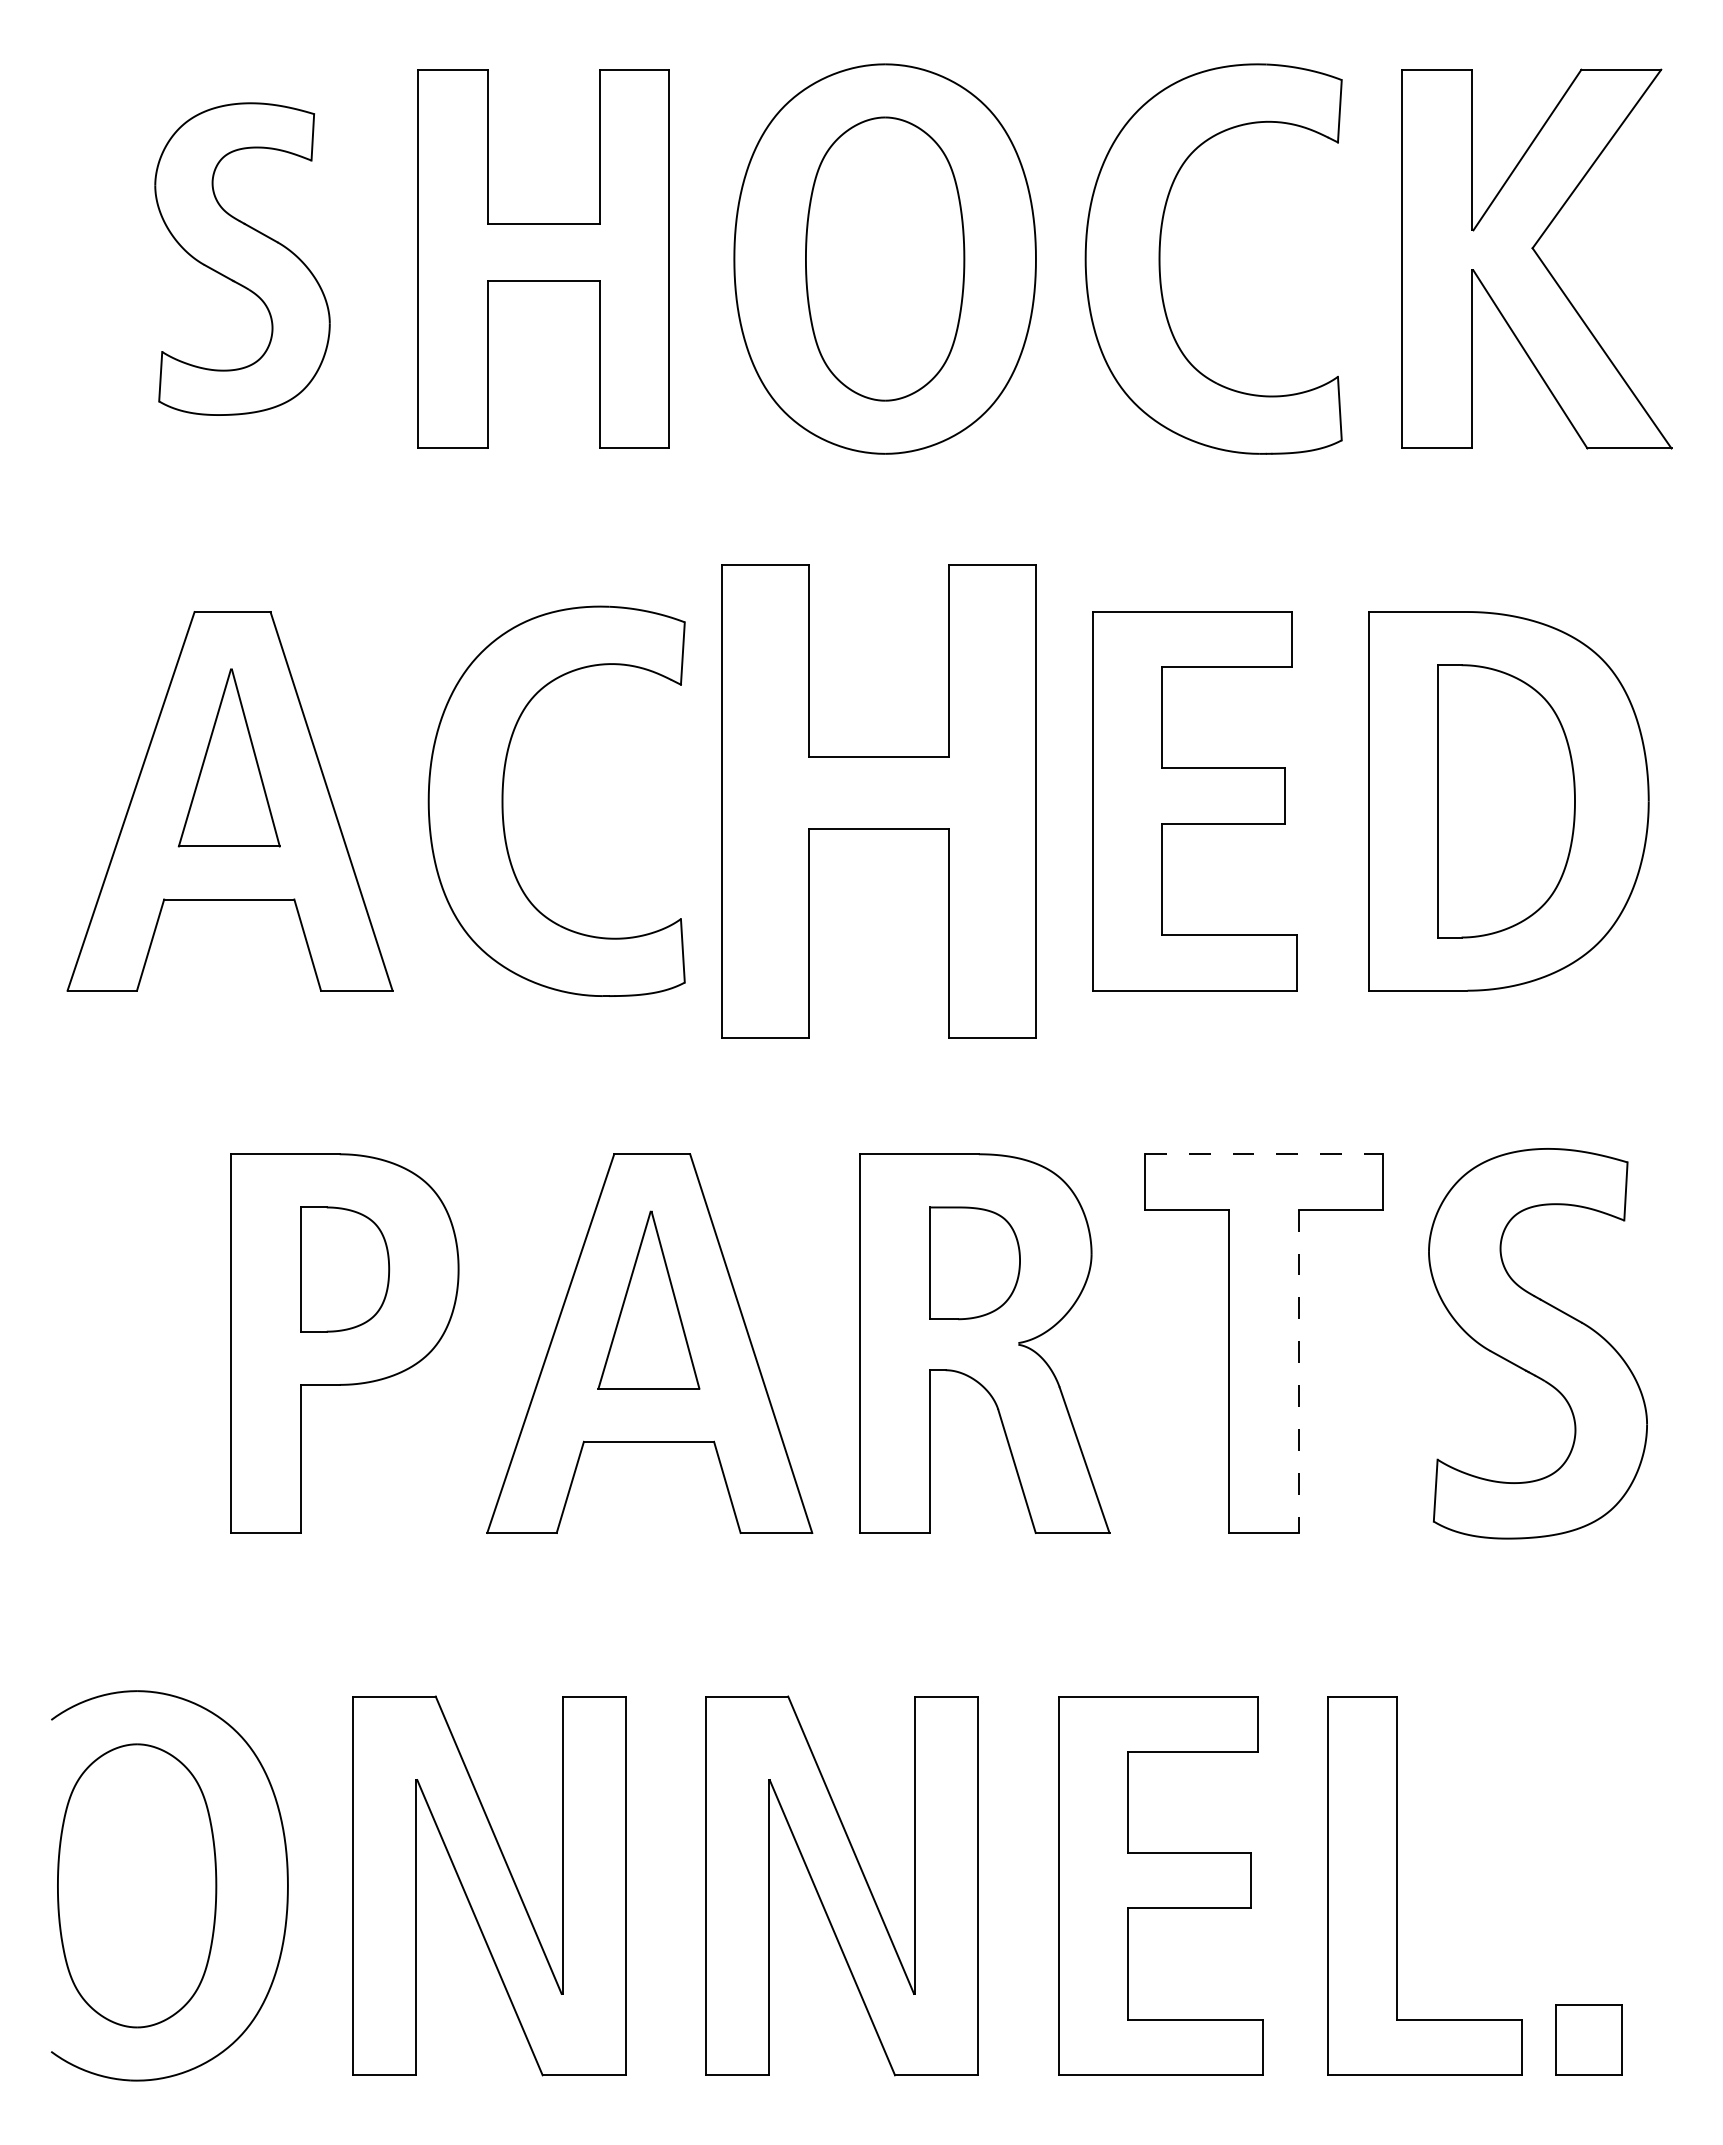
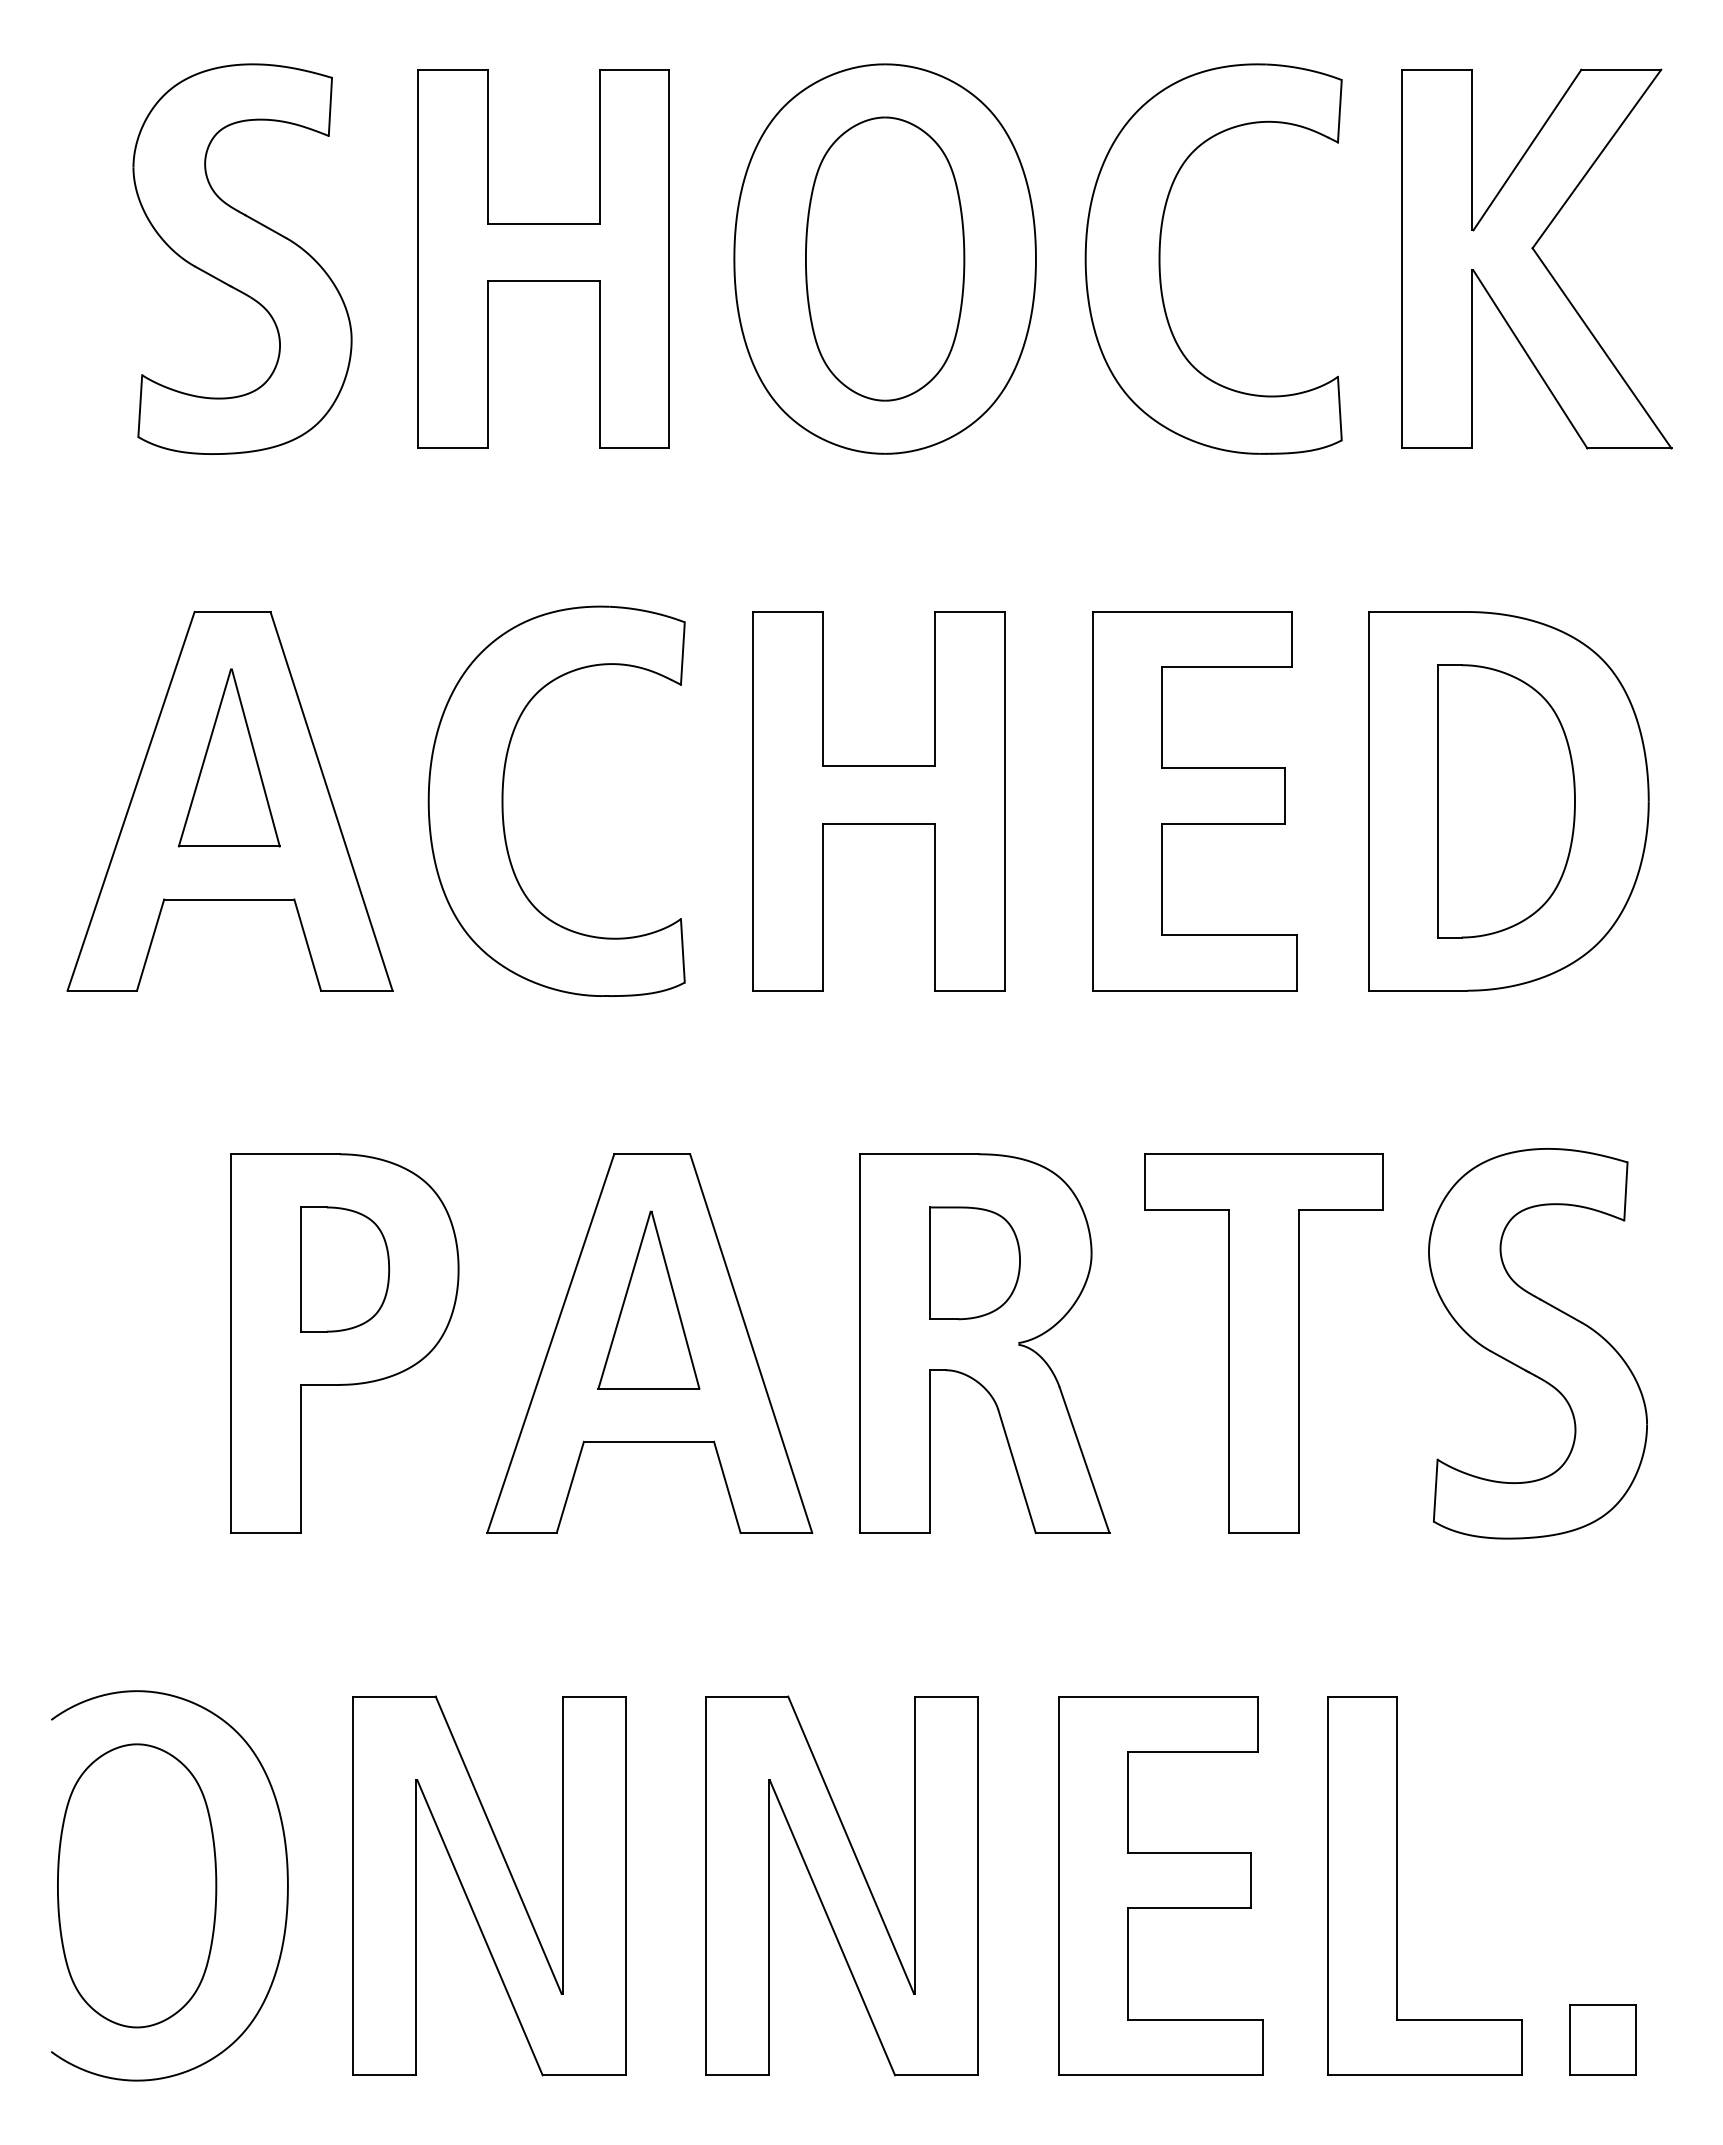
part size: 177x314 px -> 221x392 px (242, 258)
part size: 316x475 px -> 254x381 px (878, 801)
line: dashed -> solid (1264, 1154)
line: dashed -> solid (1298, 1371)
part position: (1588, 2039) -> (1602, 2039) (1602, 2039)
